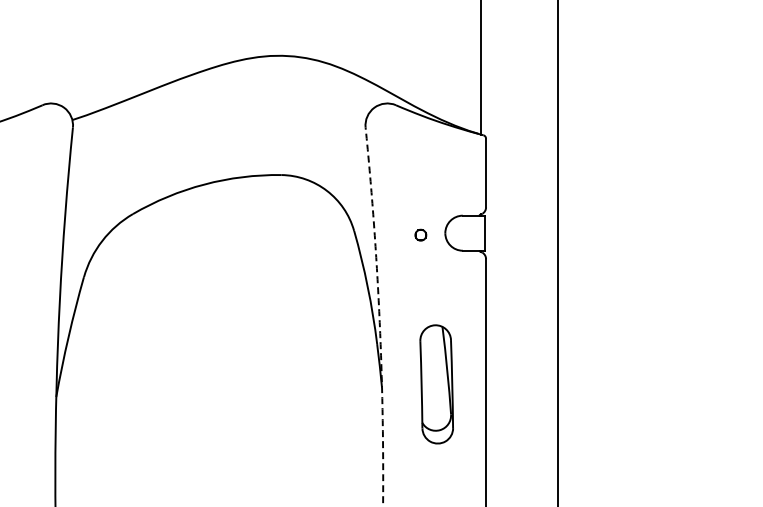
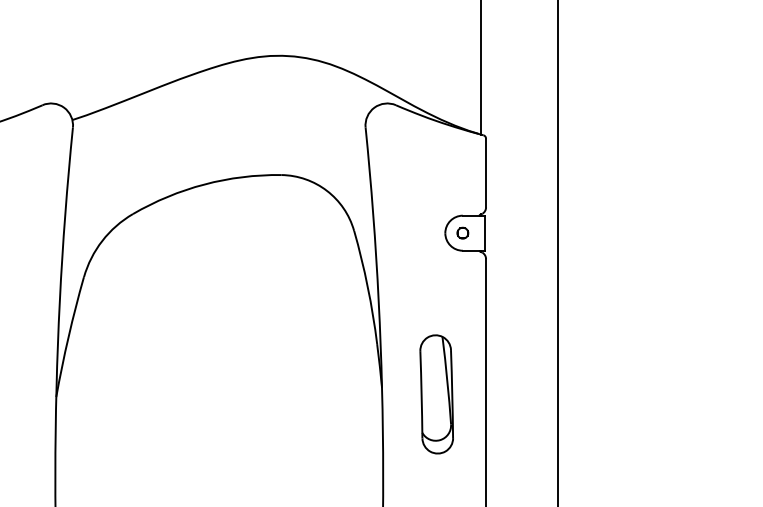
part position: (420, 234) -> (462, 232) (462, 232)
arc: dashed -> solid (379, 316)
part position: (436, 384) -> (436, 394) (436, 394)
